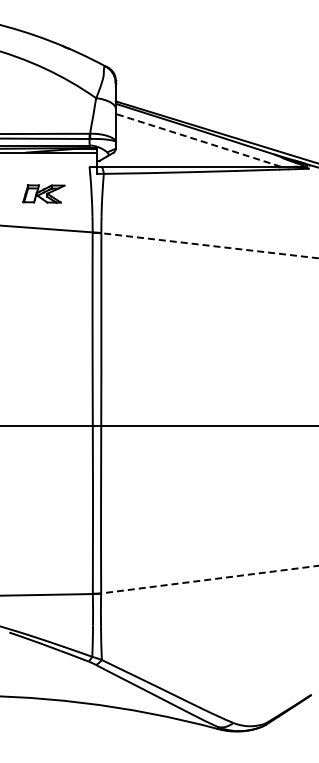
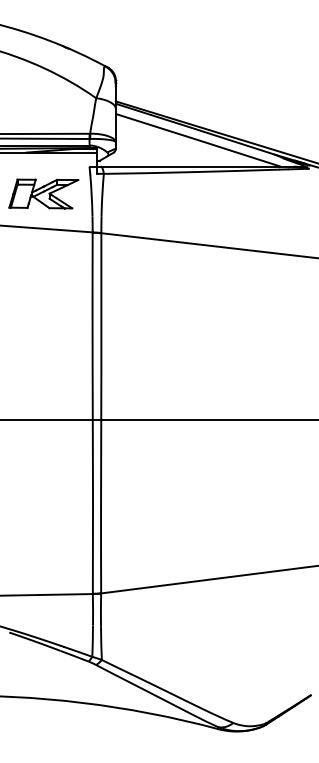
arc: dashed -> solid (198, 140)
part size: 44x20 px -> 72x32 px (43, 193)
line: dashed -> solid (209, 245)
line position: (158, 426) -> (158, 420) (158, 420)
line: dashed -> solid (209, 579)
